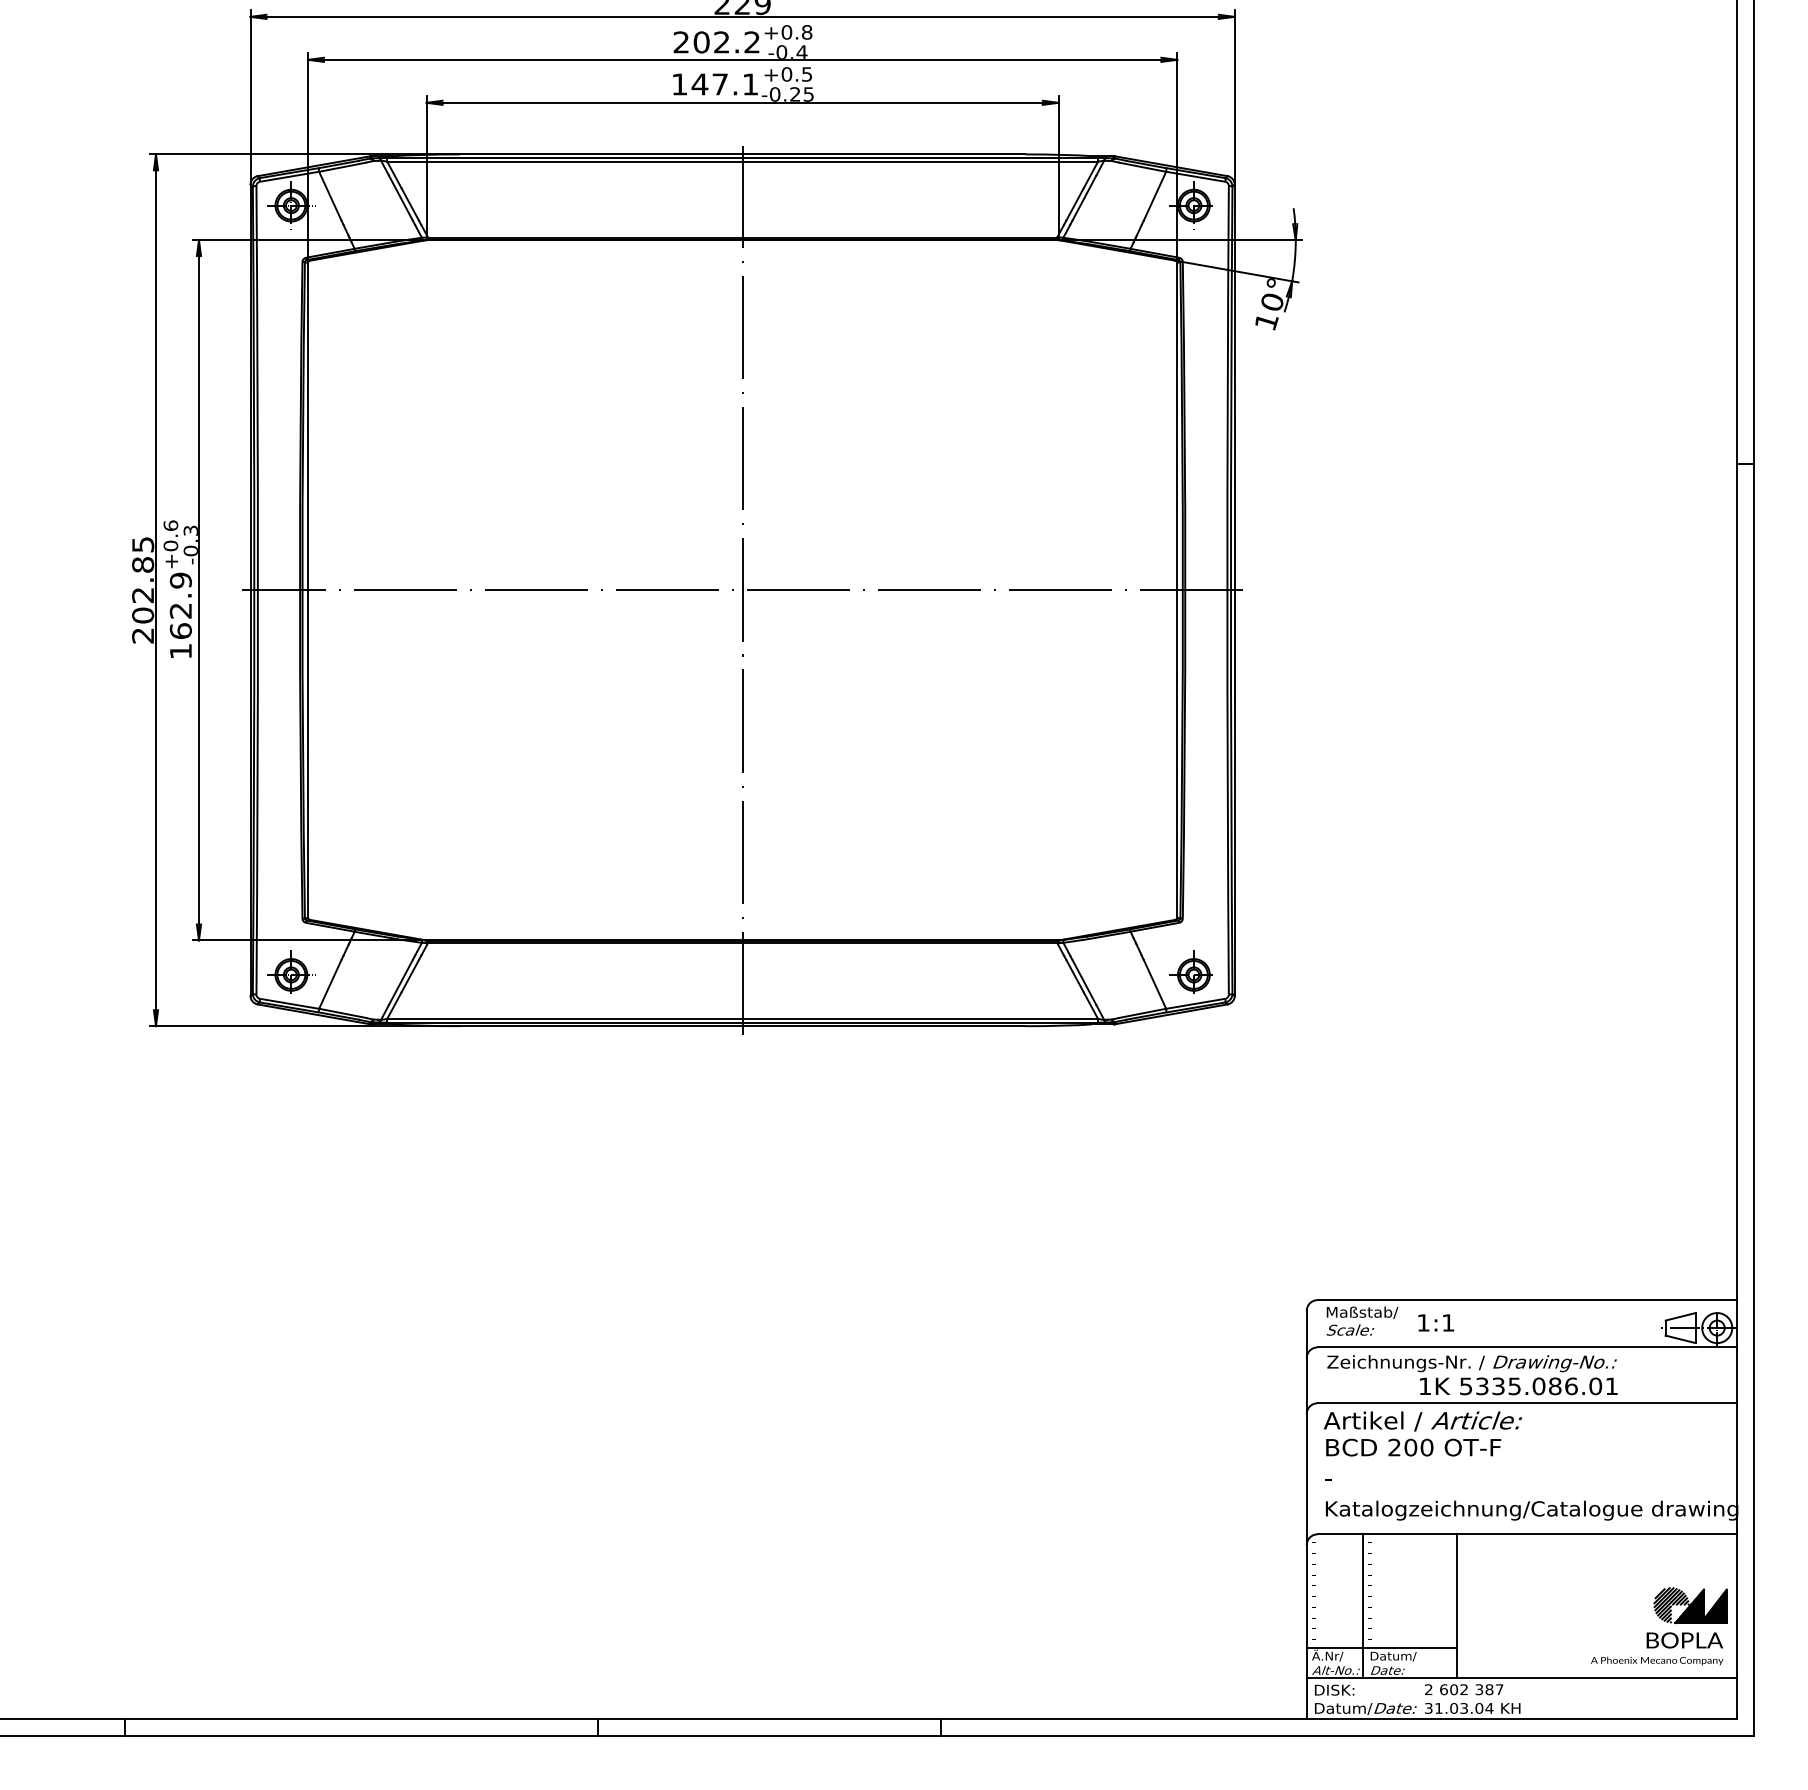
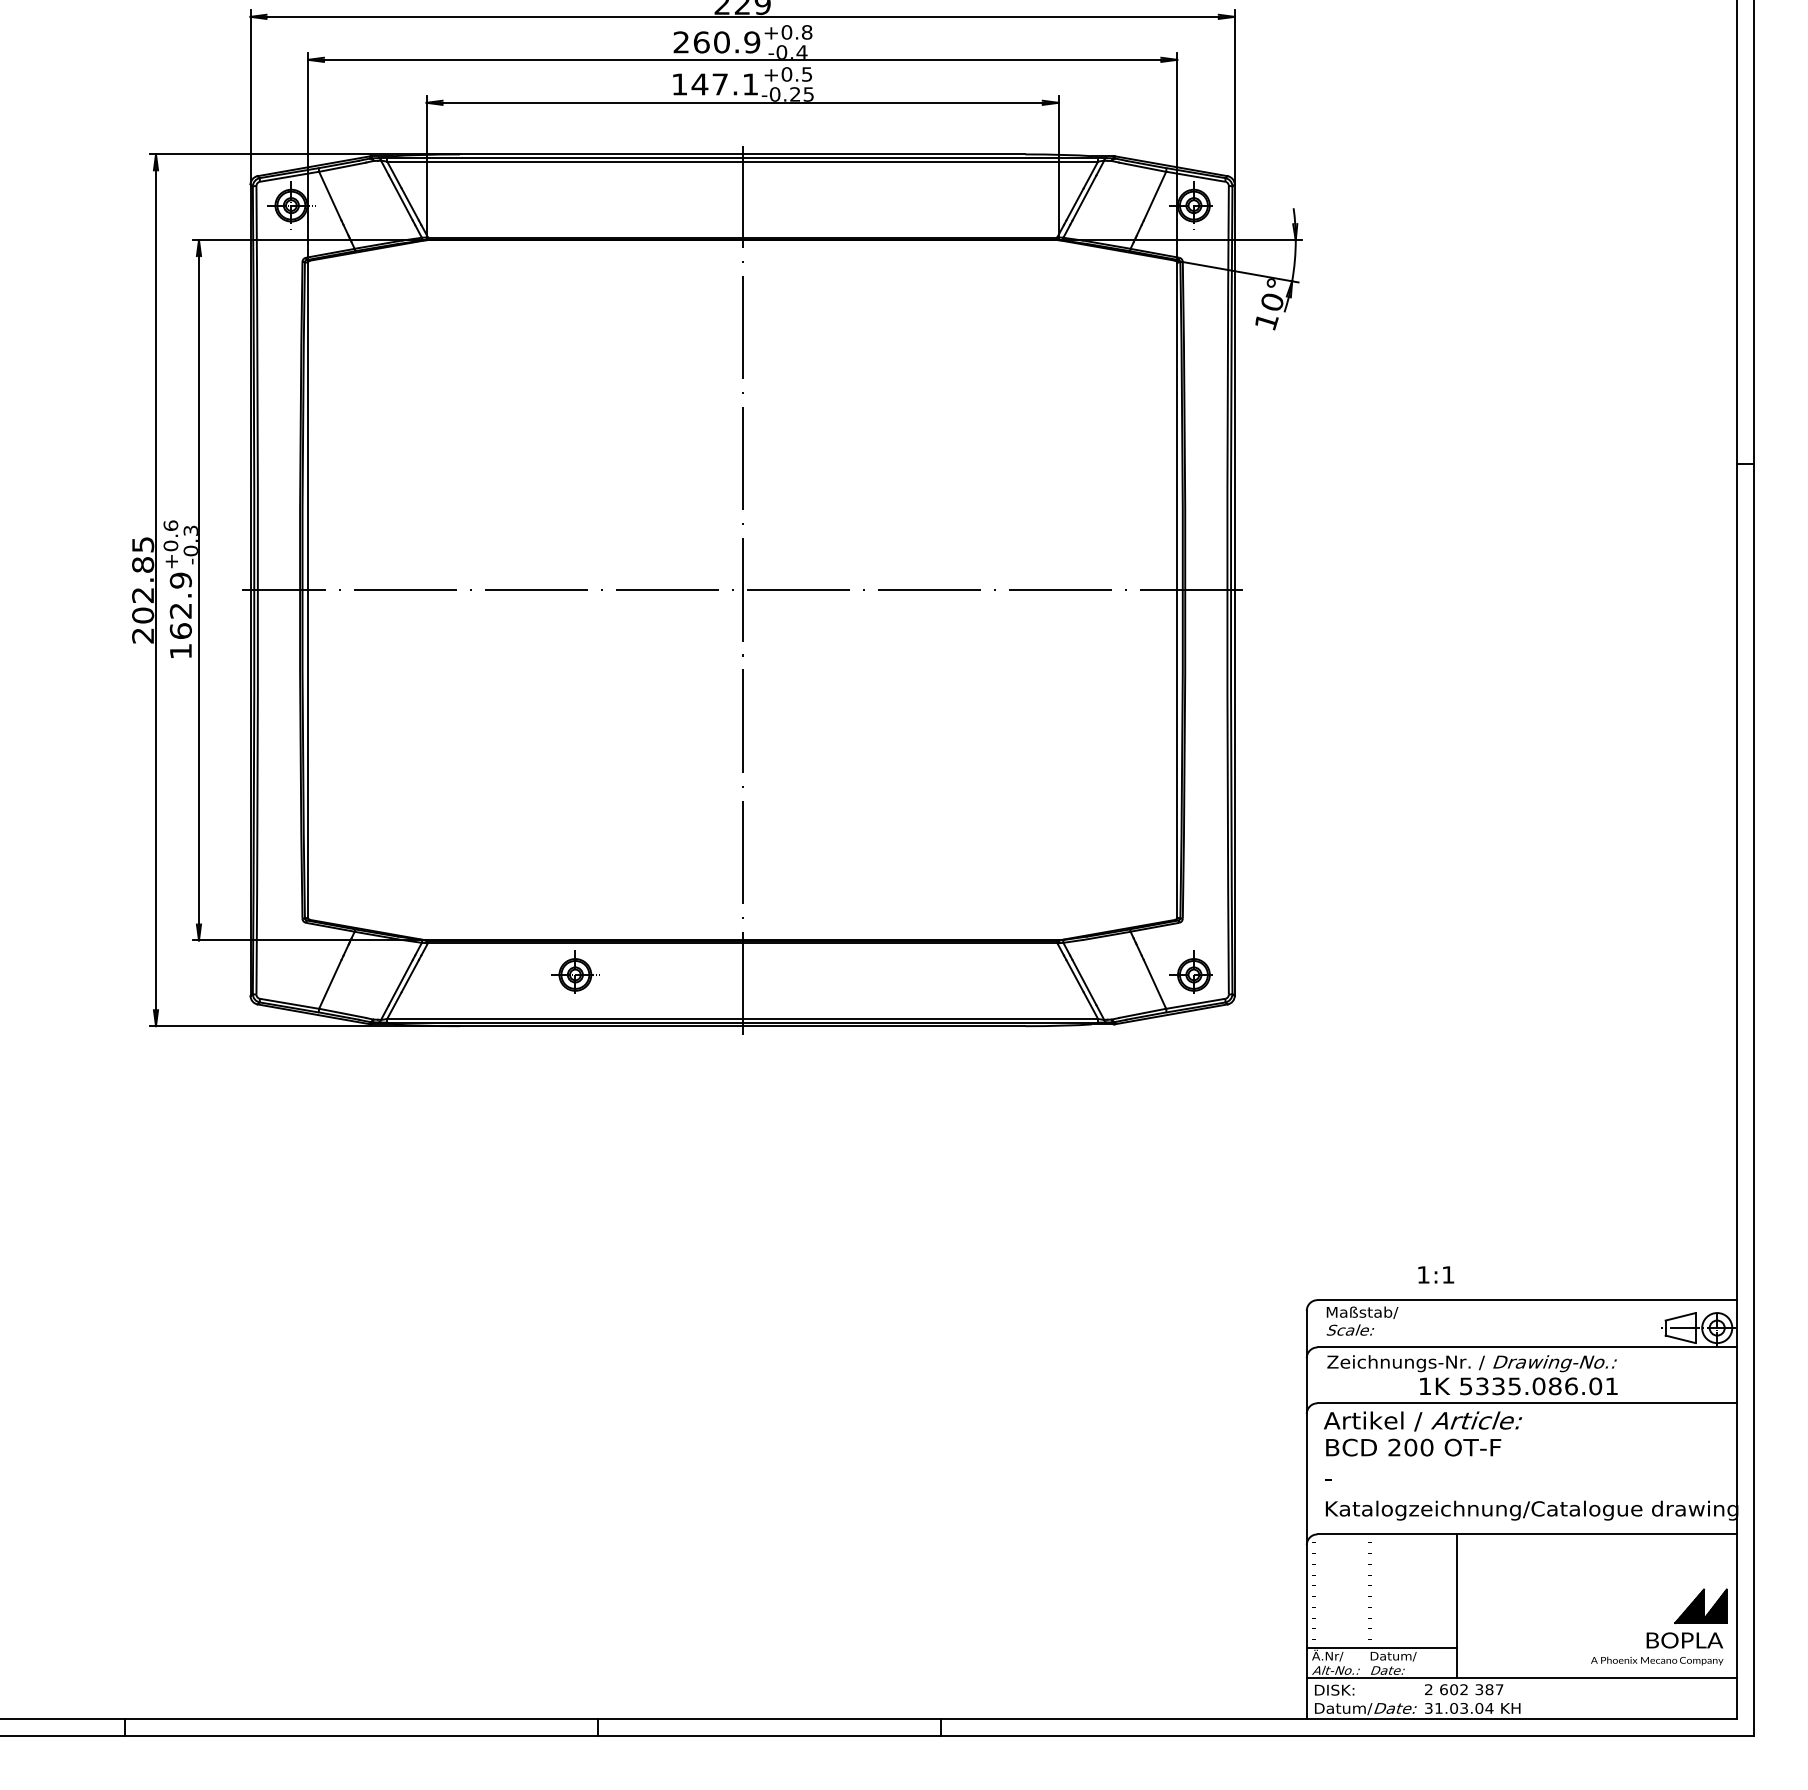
text: 202.2 -> 260.9 (726, 42)
part position: (291, 971) -> (575, 971) (575, 971)
text position: (1436, 1322) -> (1436, 1274) (1436, 1274)
hatch: present -> none (1671, 1605)
line: present -> none (1362, 1606)
